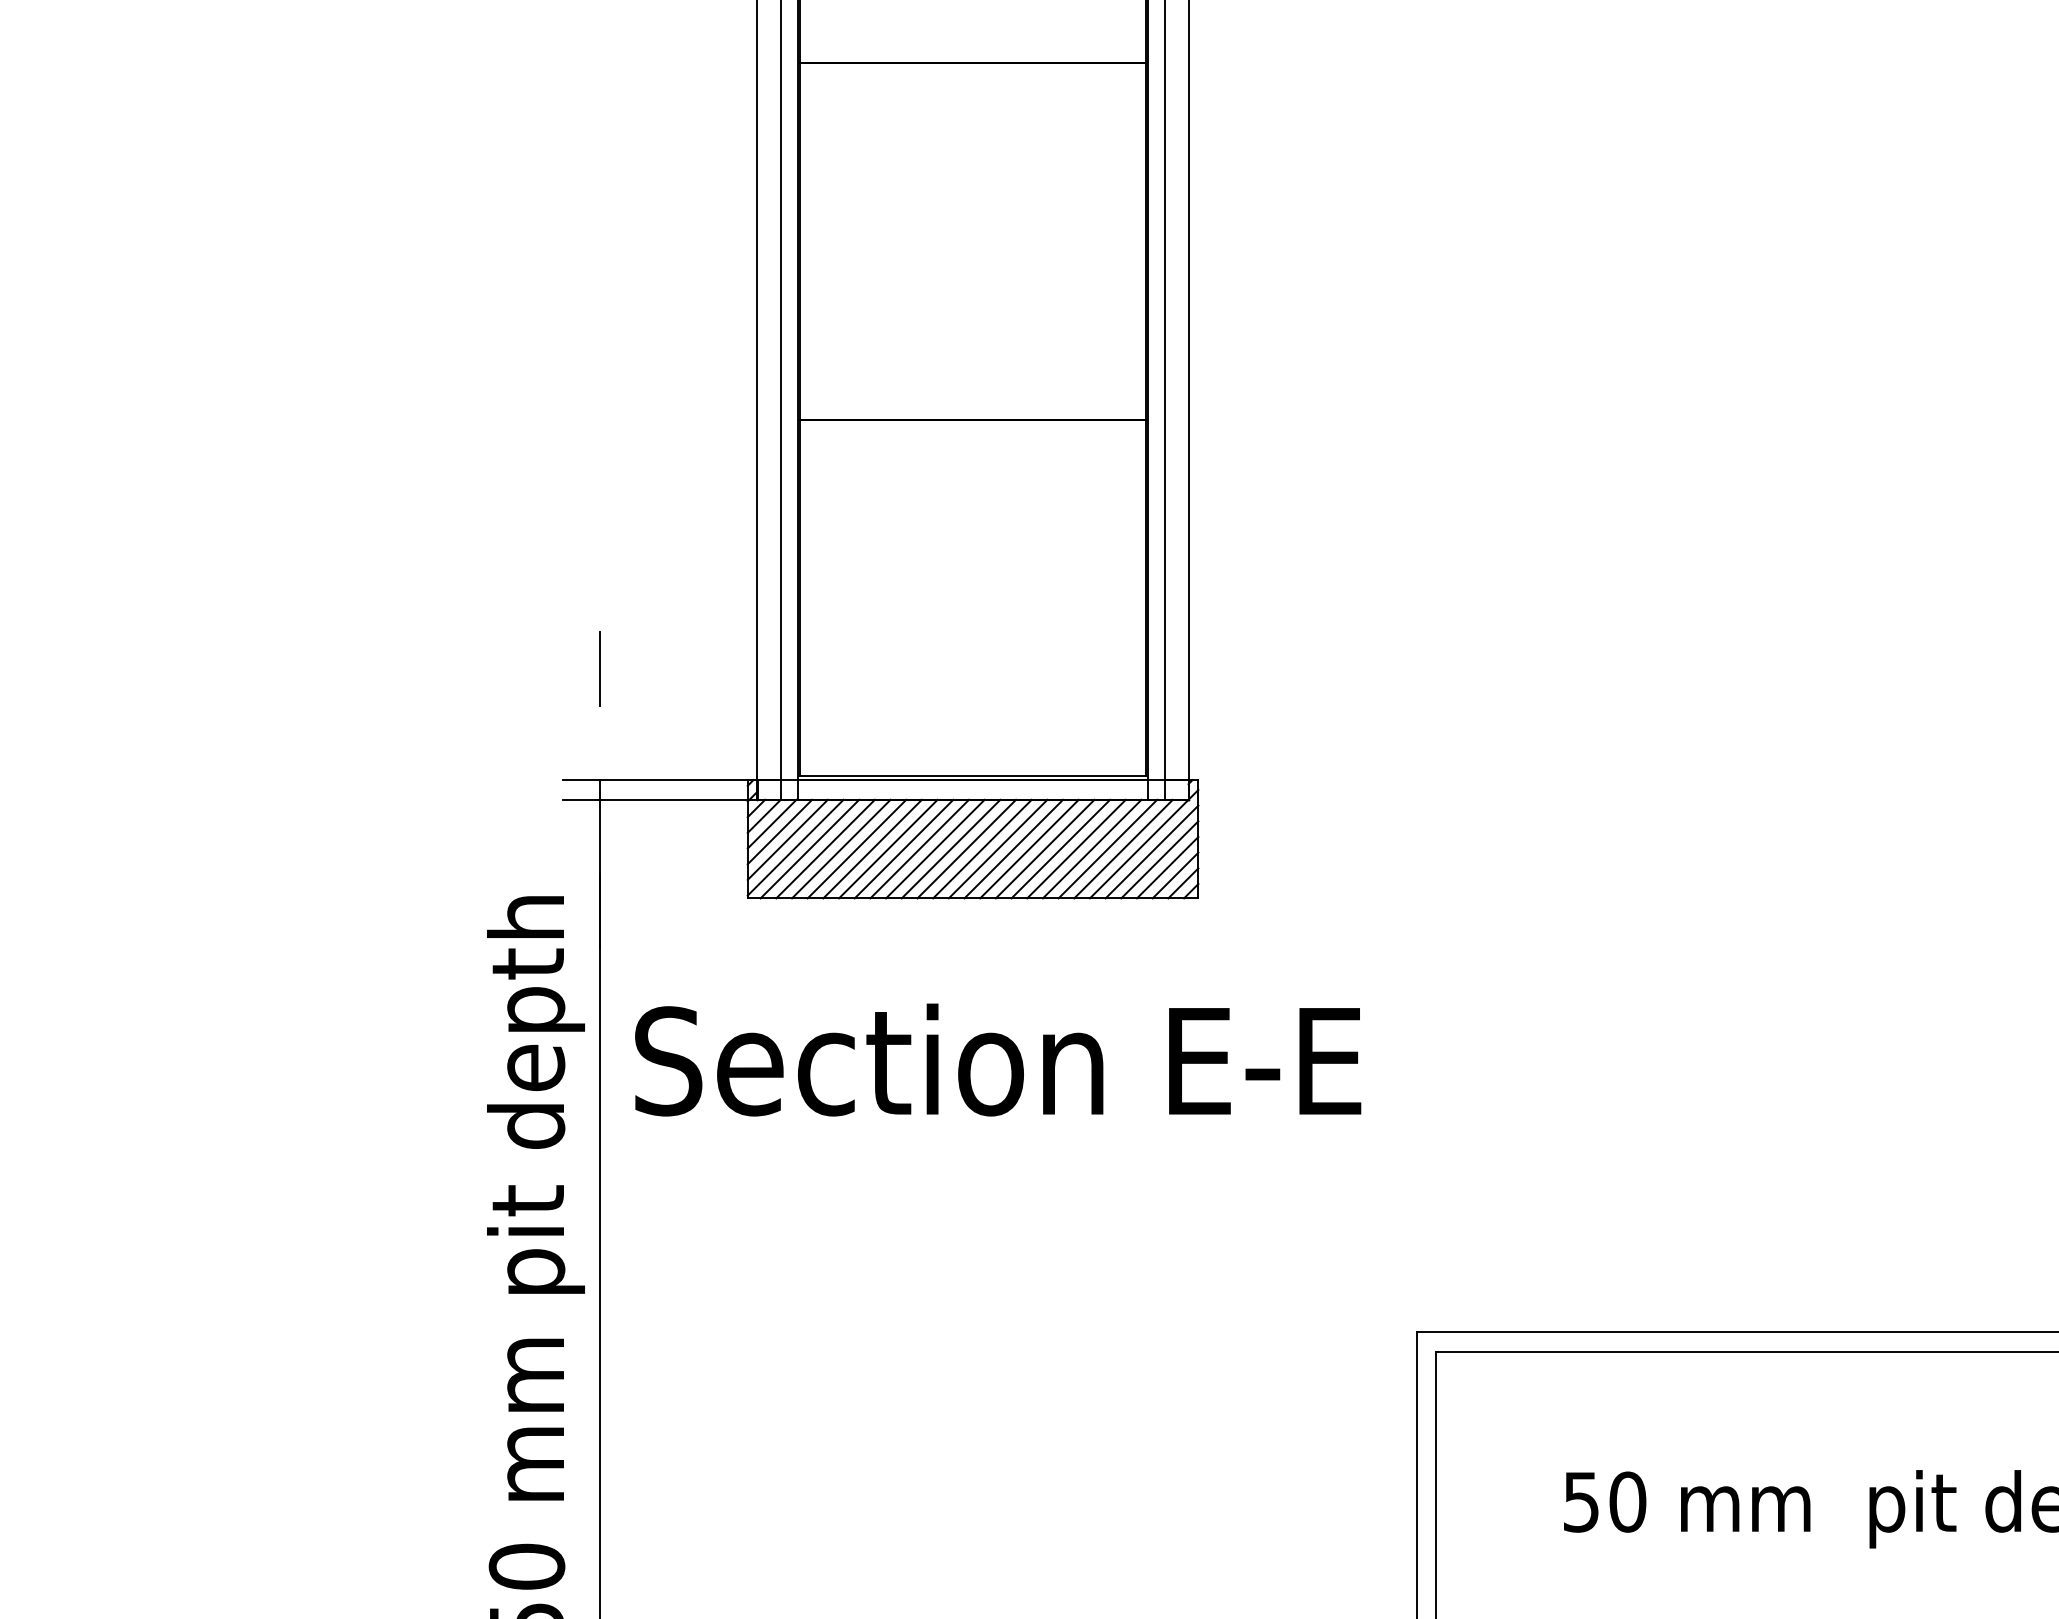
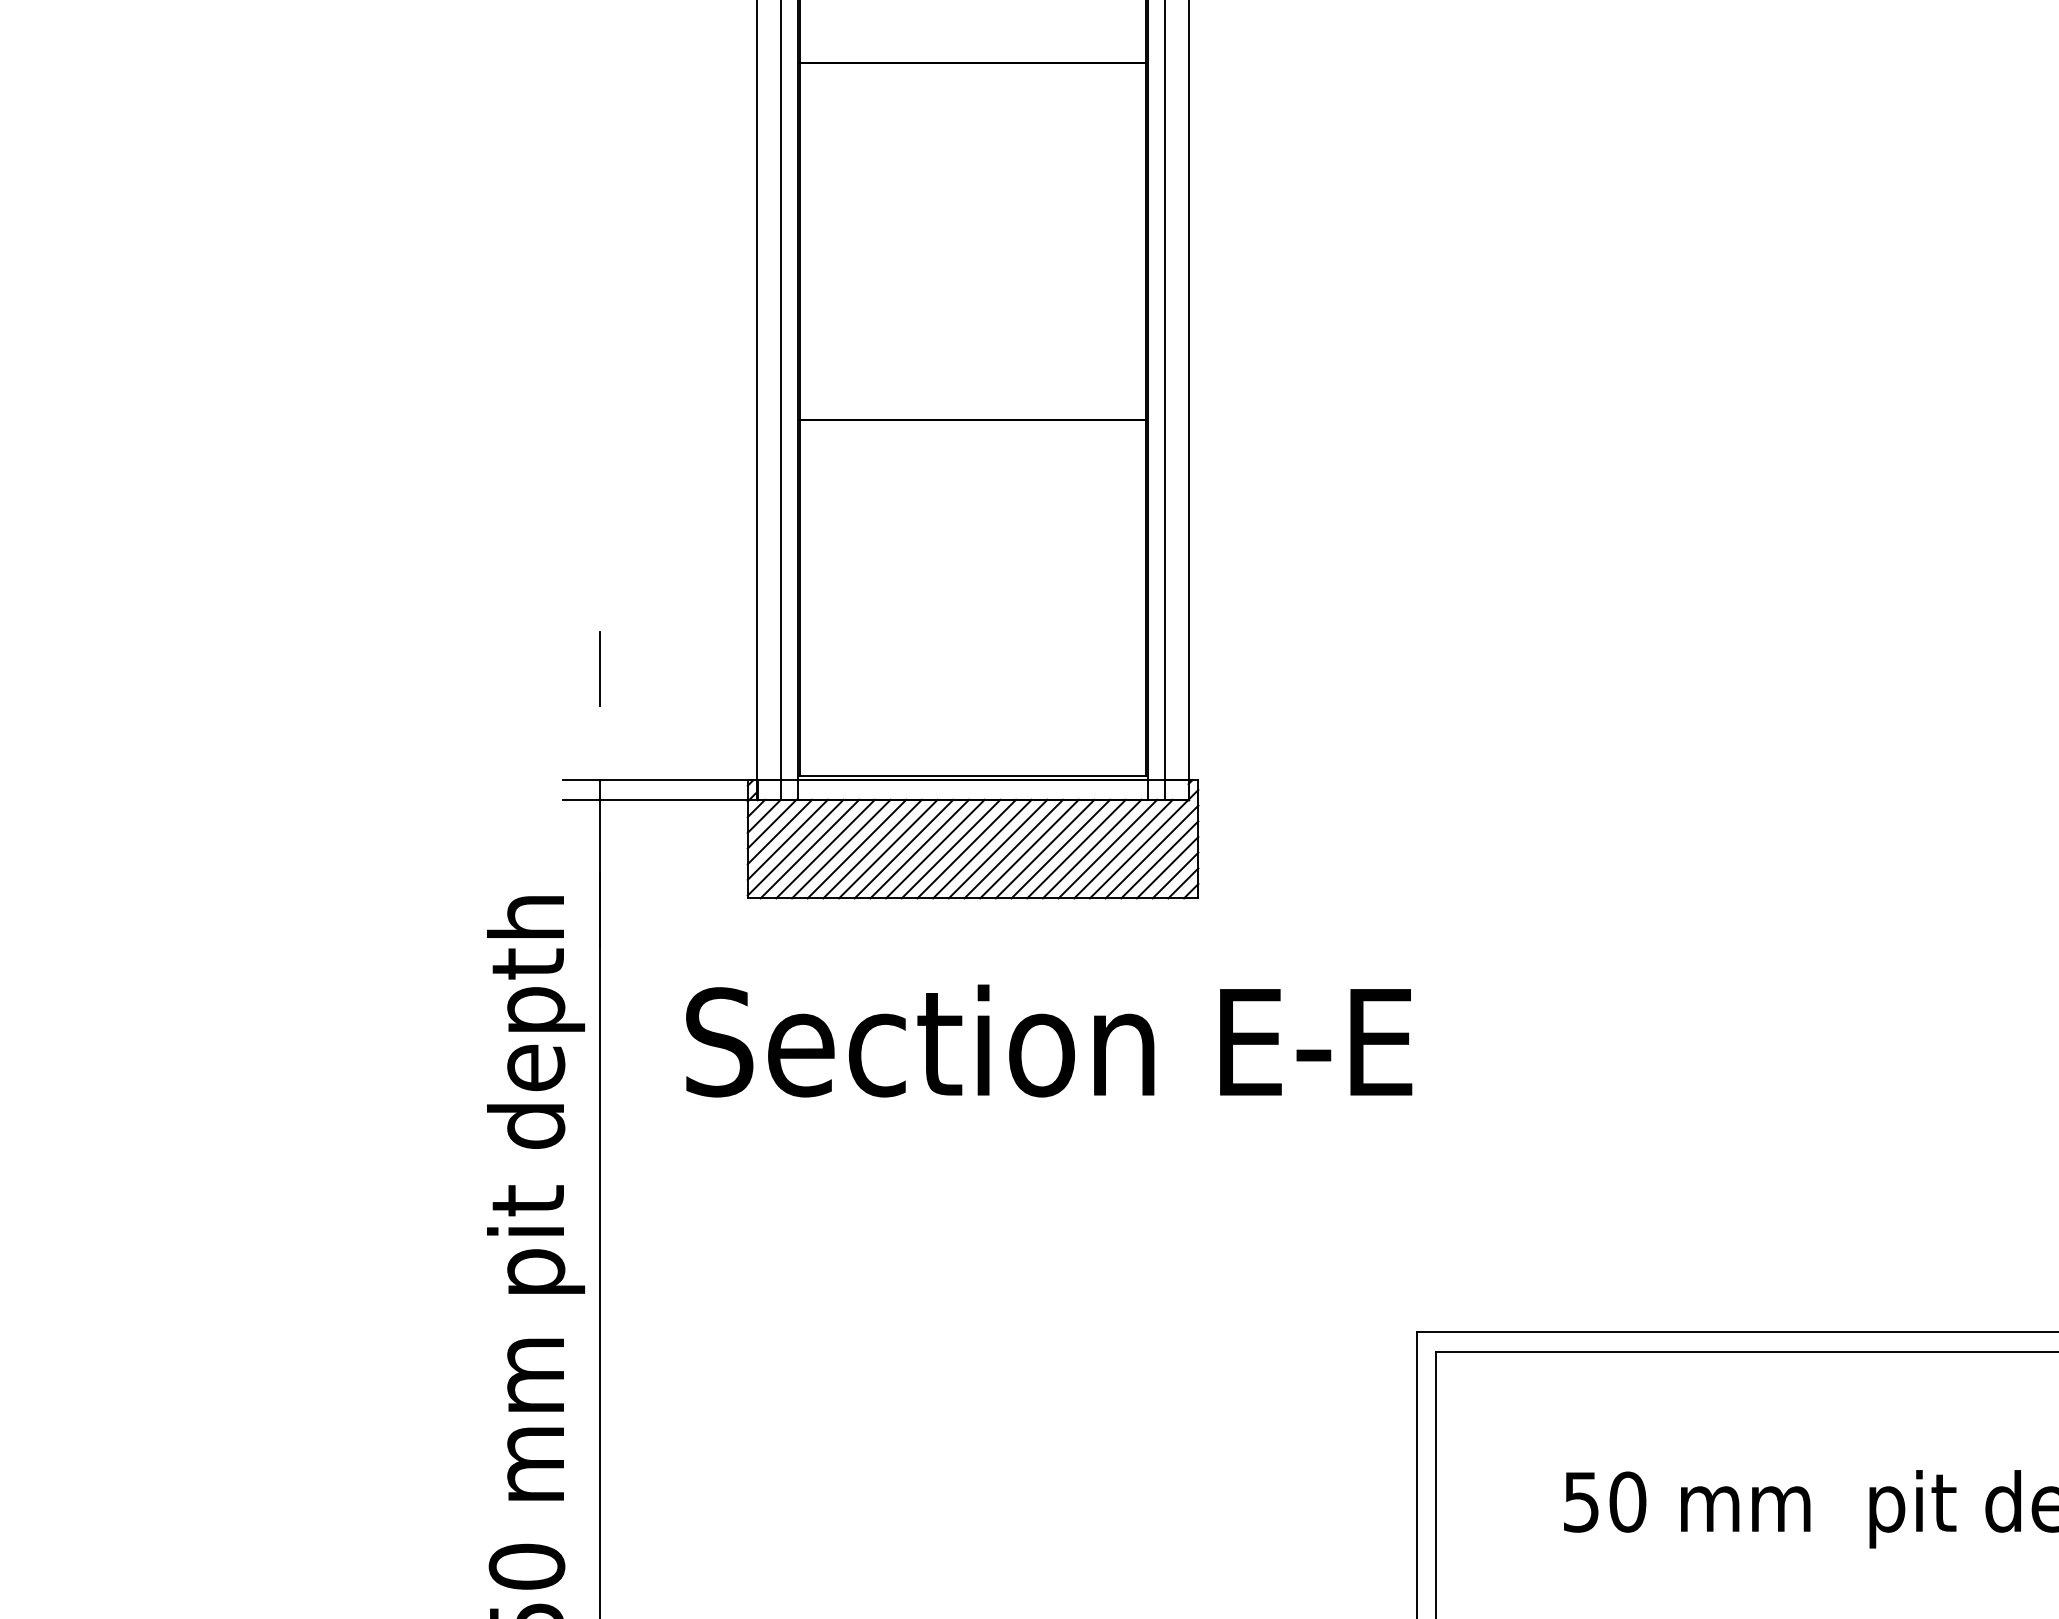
text position: (998, 1059) -> (1049, 1040) (1049, 1040)
